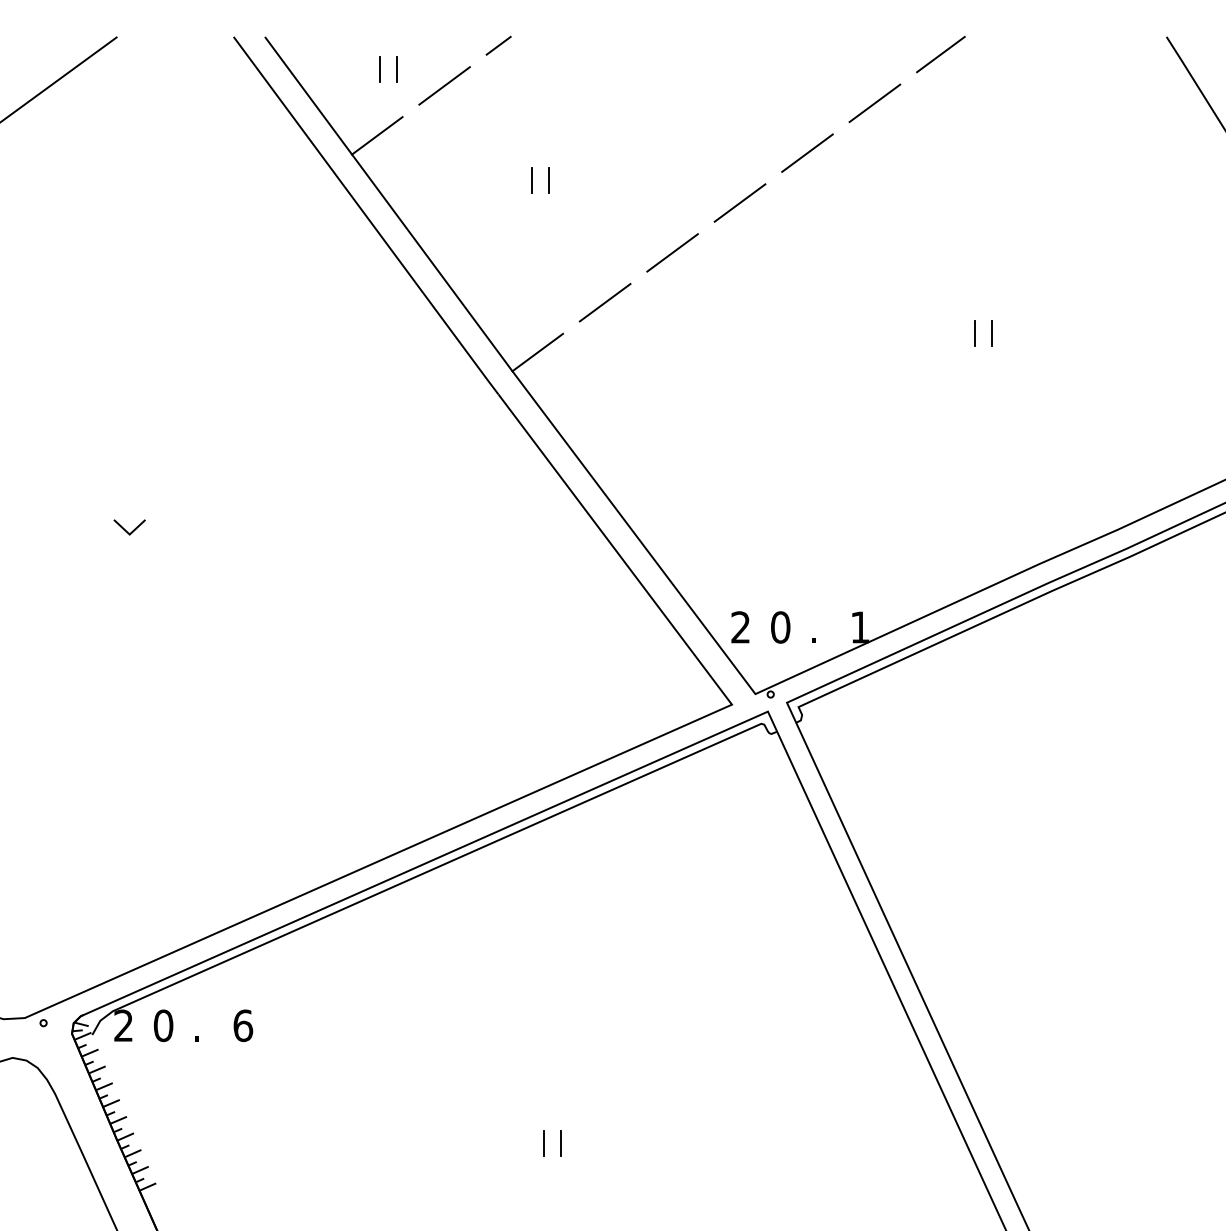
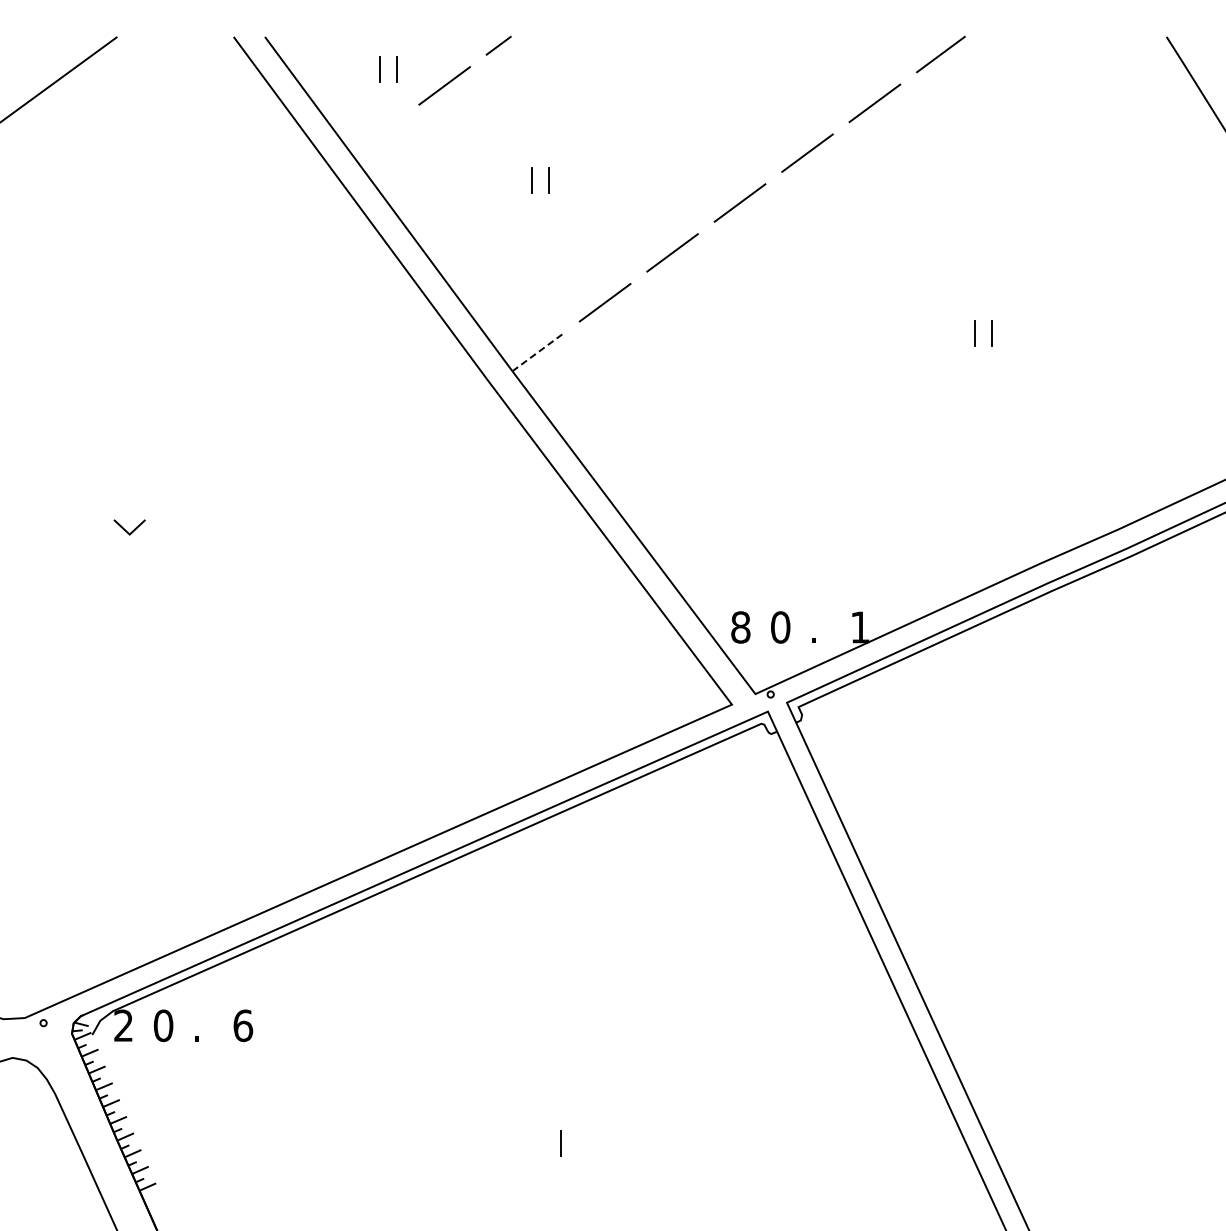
line: present -> none (377, 135)
line: solid -> dashed (538, 352)
text: 2 -> 8 (740, 627)
line: present -> none (544, 1142)
